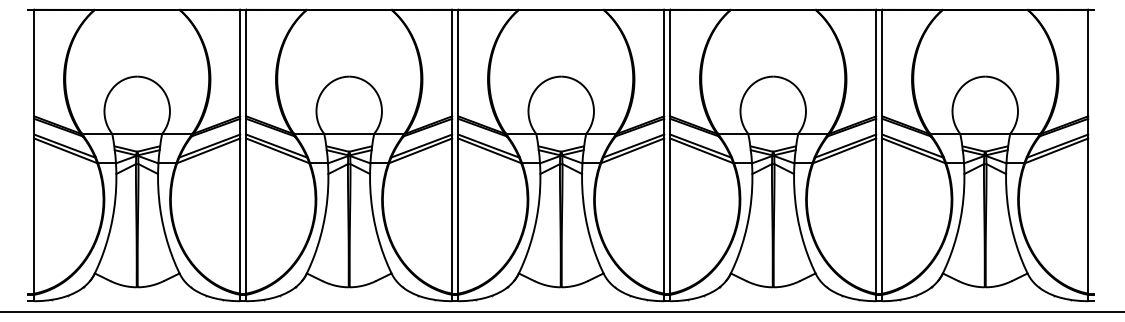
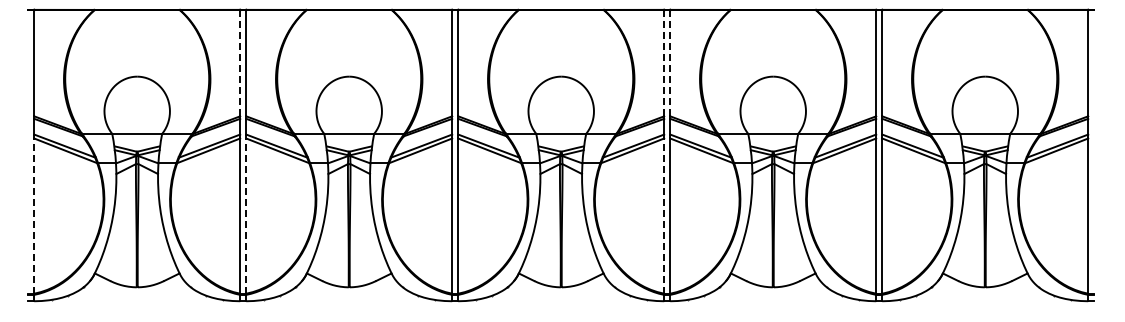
line: solid -> dashed (240, 62)
line: solid -> dashed (664, 62)
line: solid -> dashed (670, 62)
line: solid -> dashed (34, 216)
line: solid -> dashed (246, 216)
line: solid -> dashed (664, 216)
line: present -> none (561, 312)
